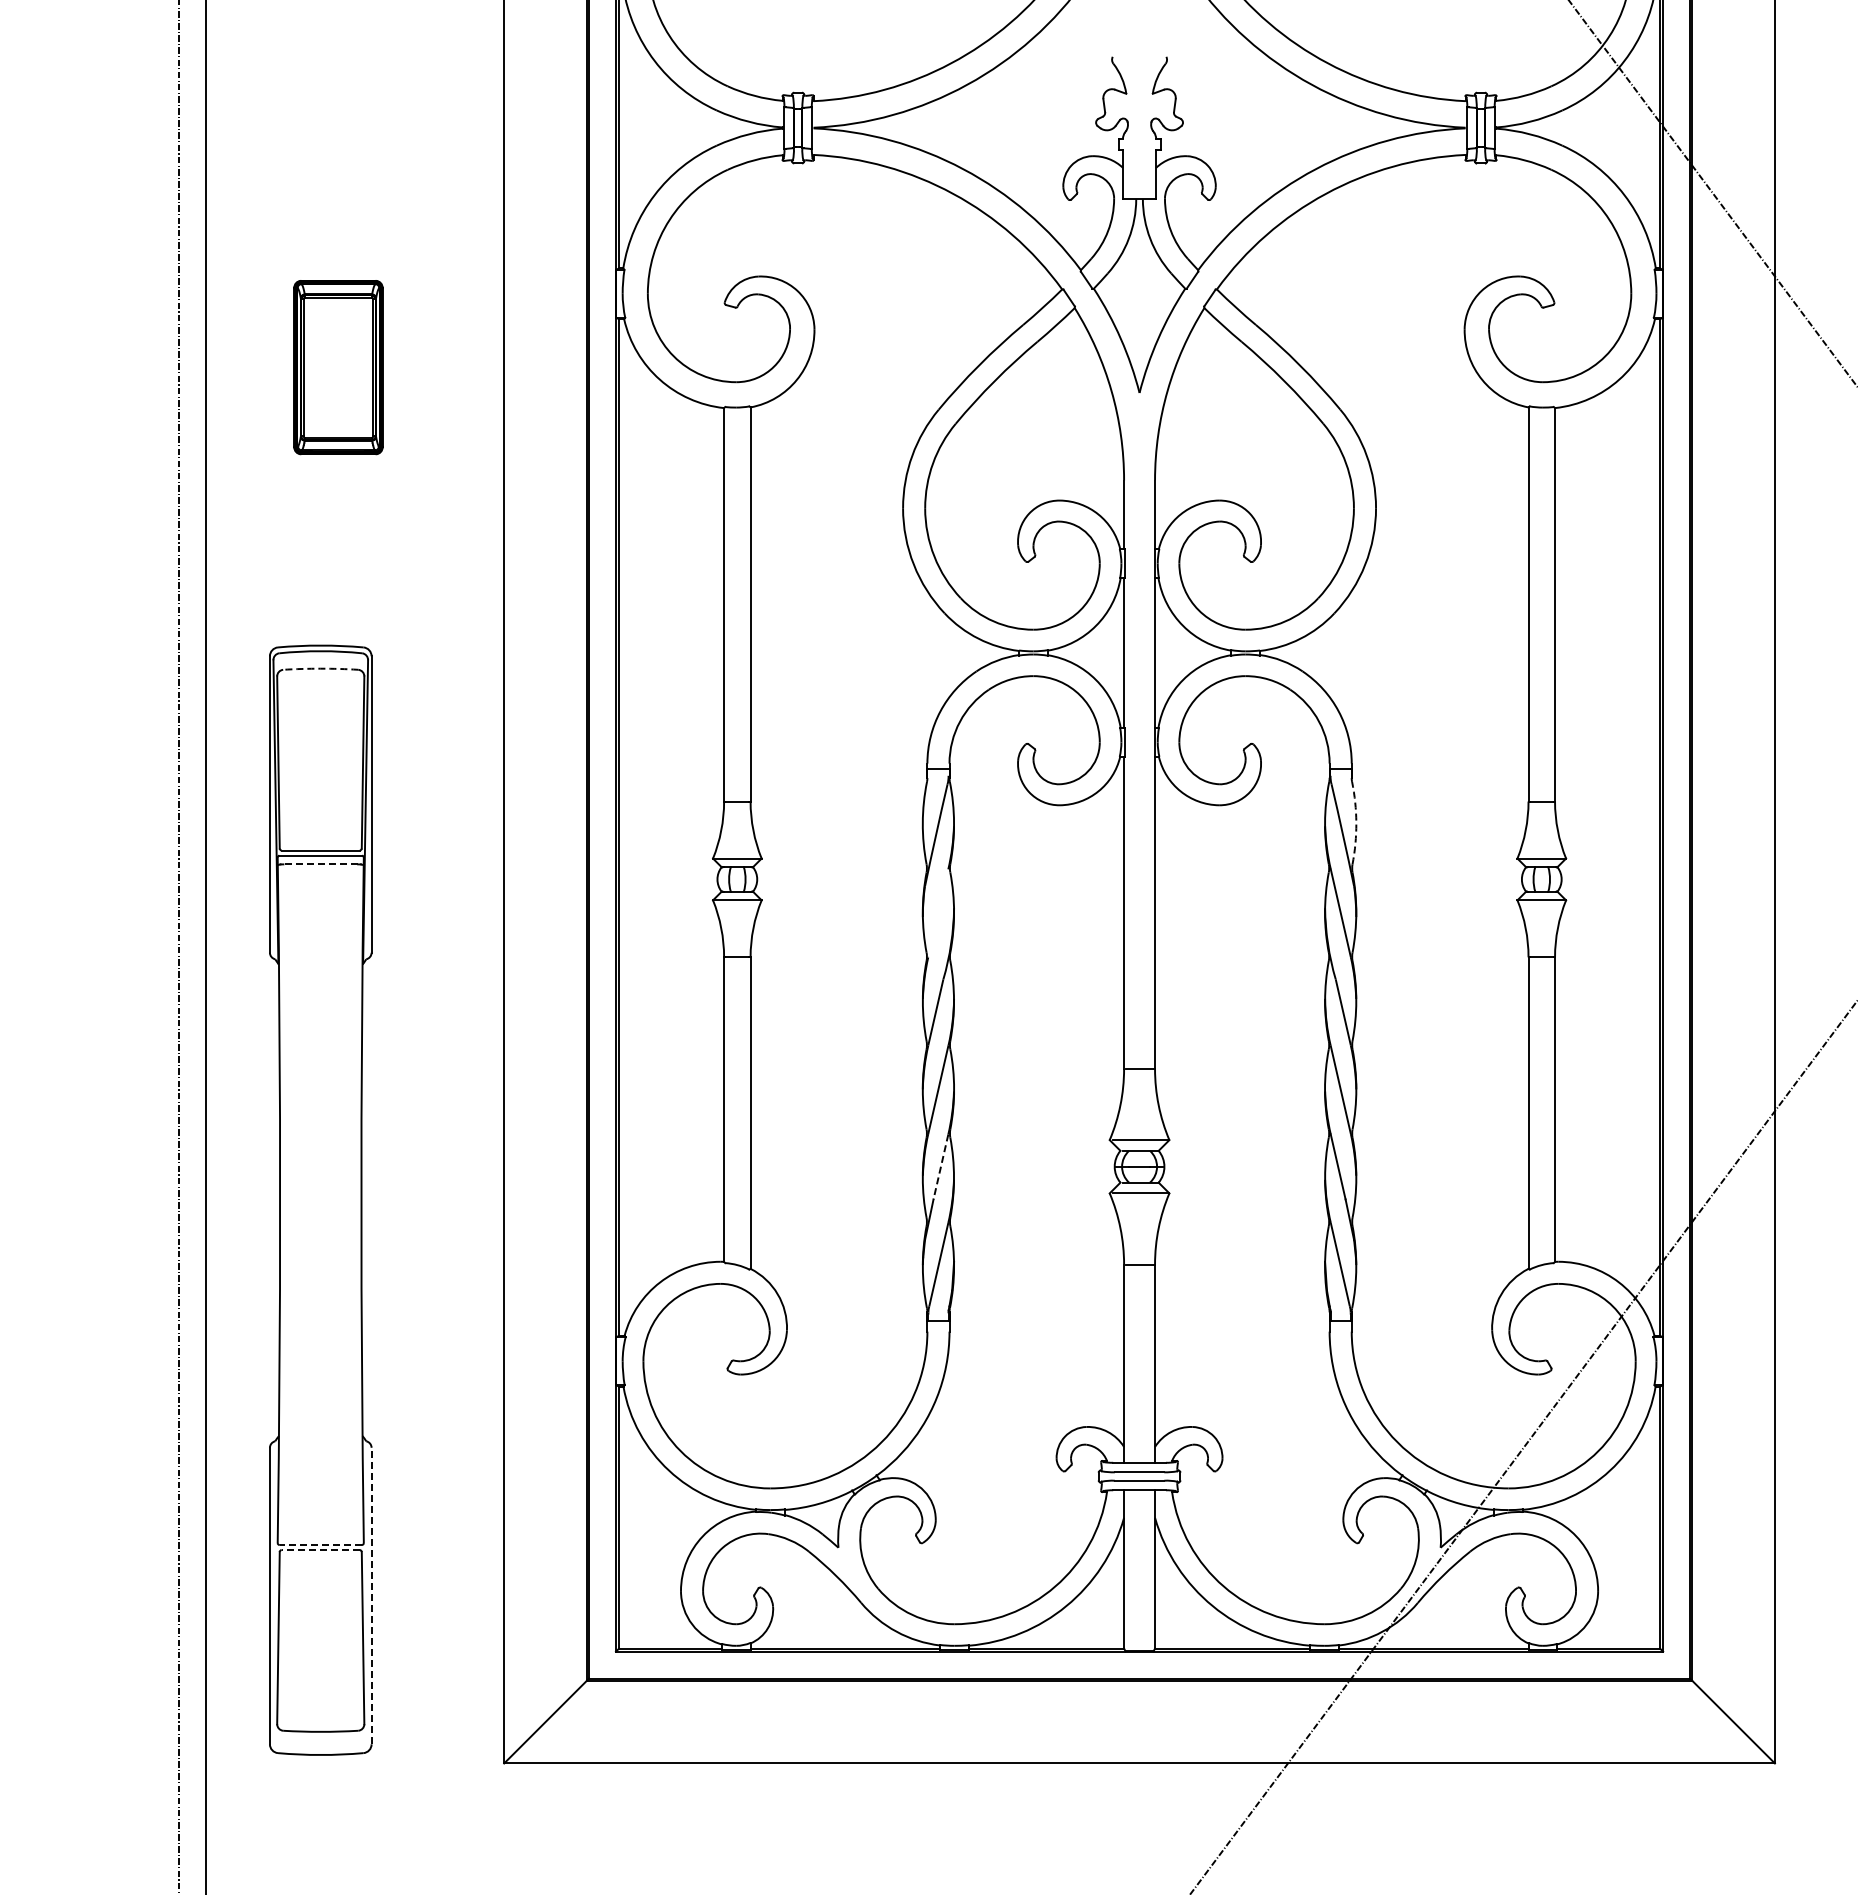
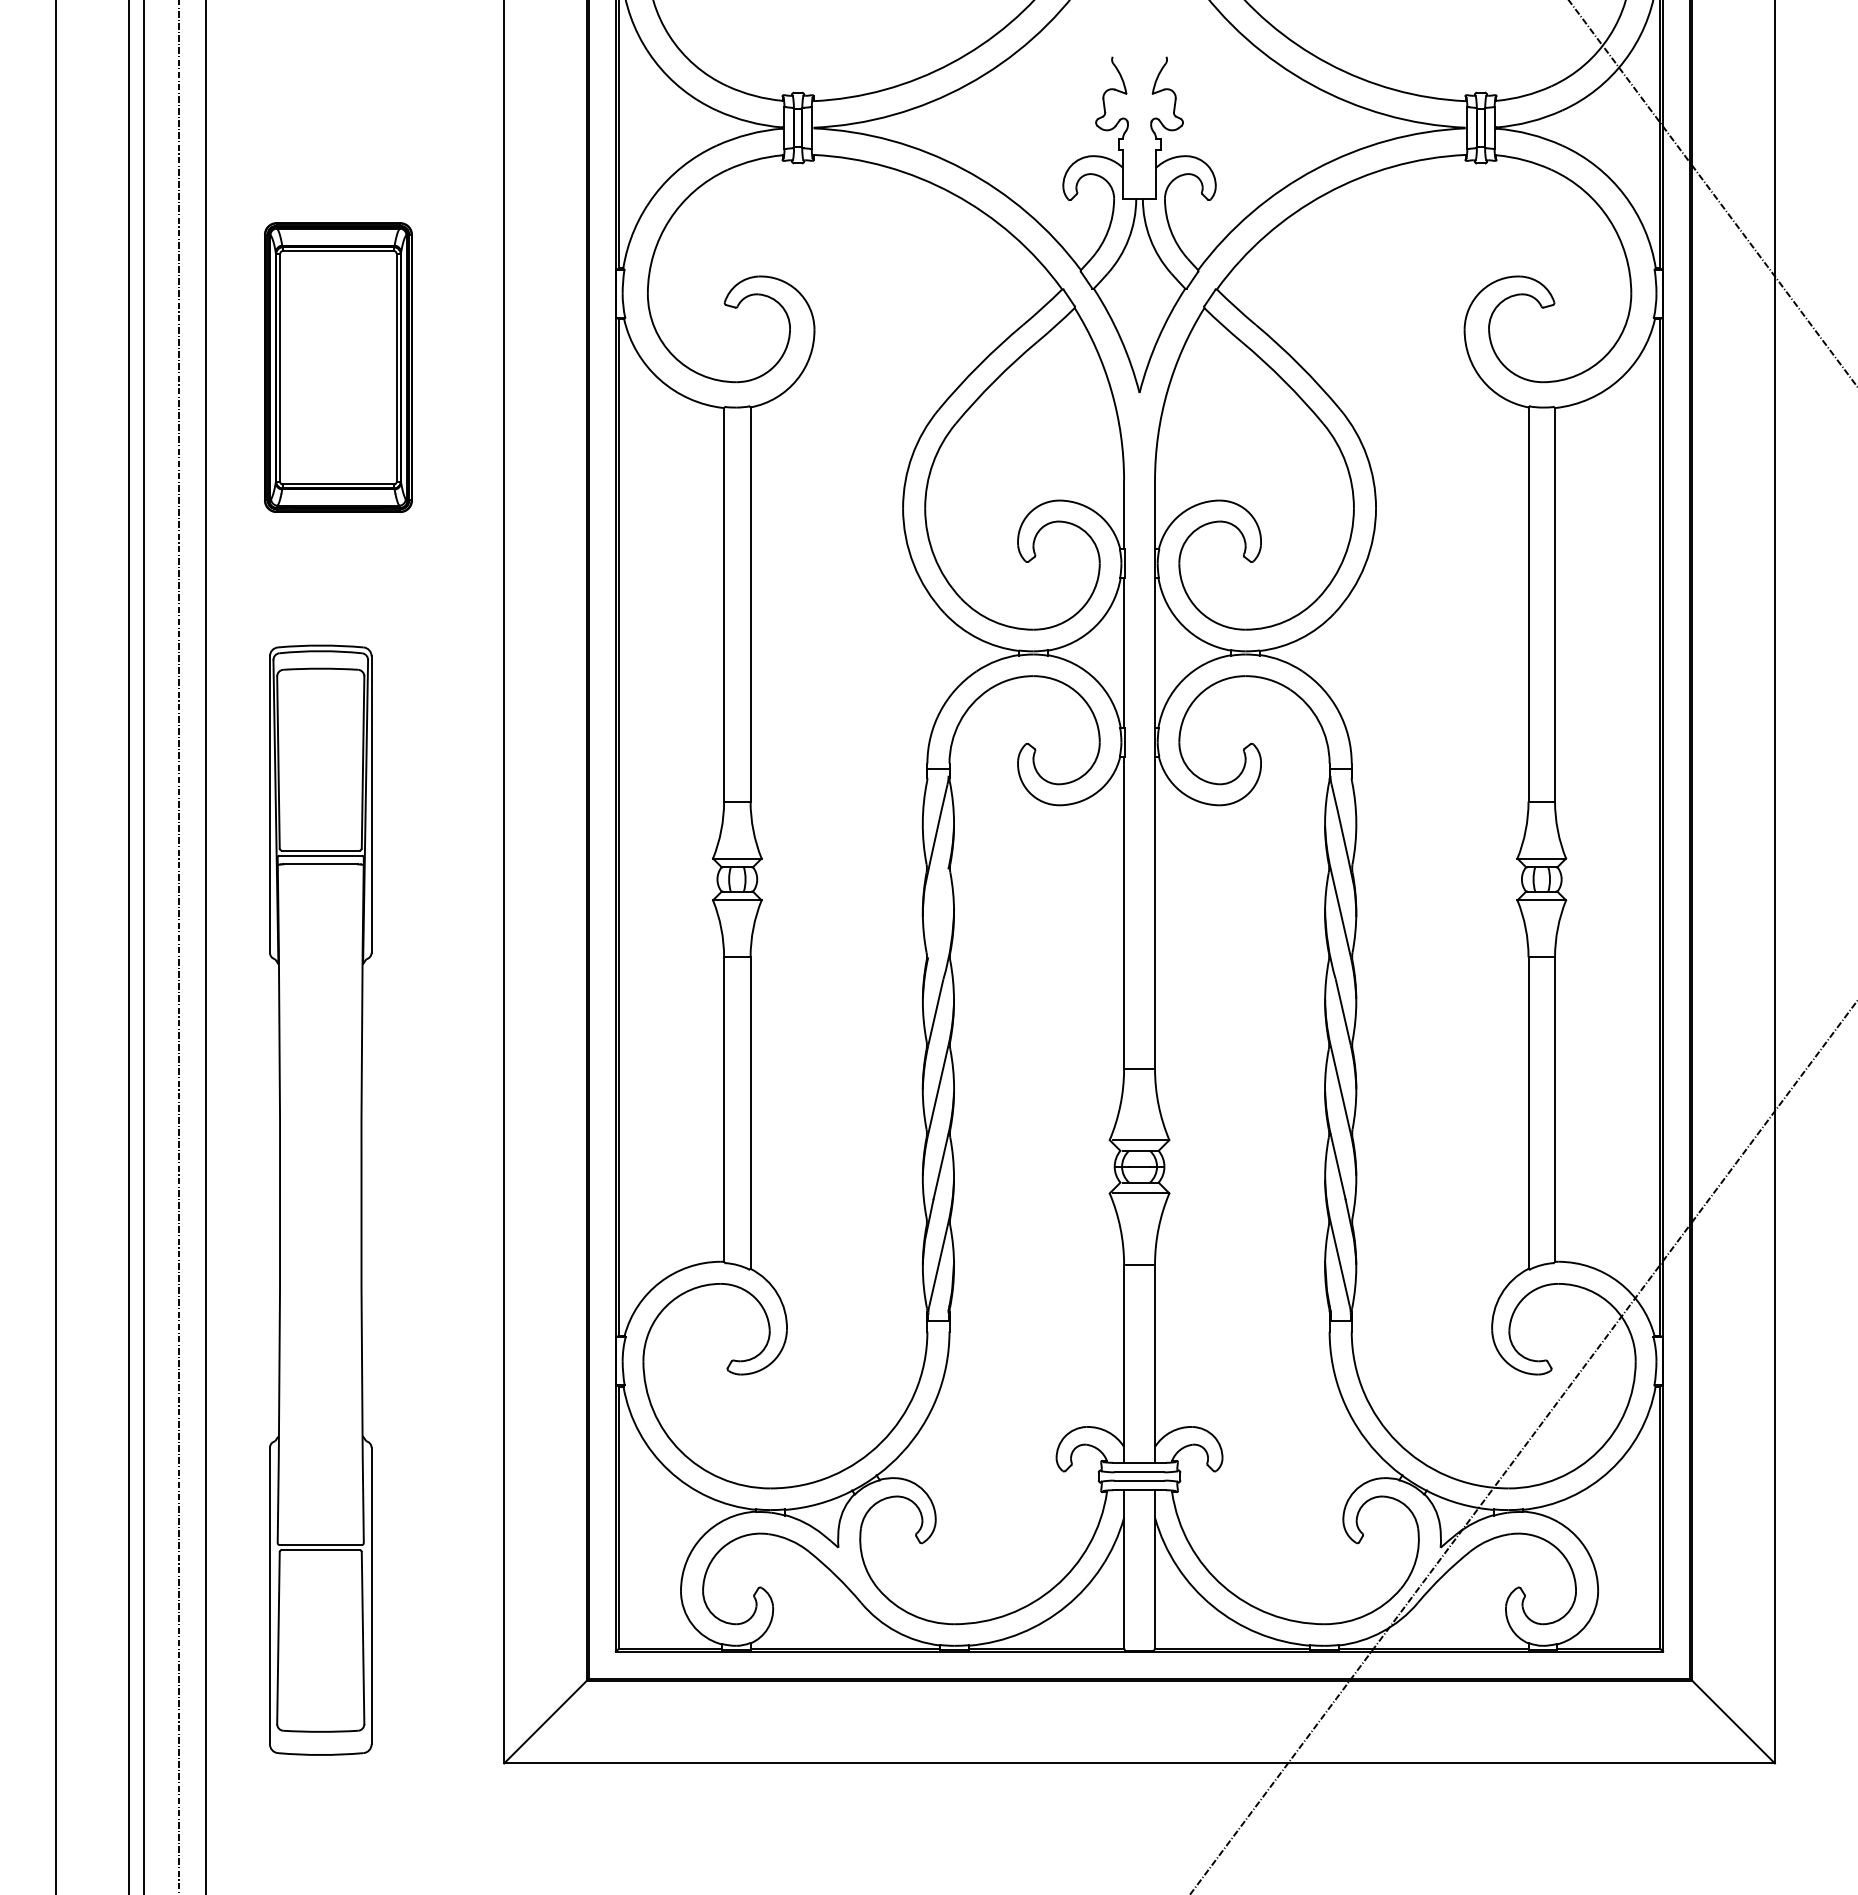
part size: 91x176 px -> 149x291 px (338, 367)
arc: dashed -> solid (320, 668)
arc: dashed -> solid (1356, 823)
line: dashed -> solid (320, 864)
line: none -> present (55, 946)
line: none -> present (128, 946)
line: none -> present (143, 946)
line: dashed -> solid (940, 1167)
line: dashed -> solid (320, 1544)
line: dashed -> solid (320, 1550)
line: dashed -> solid (371, 1595)
